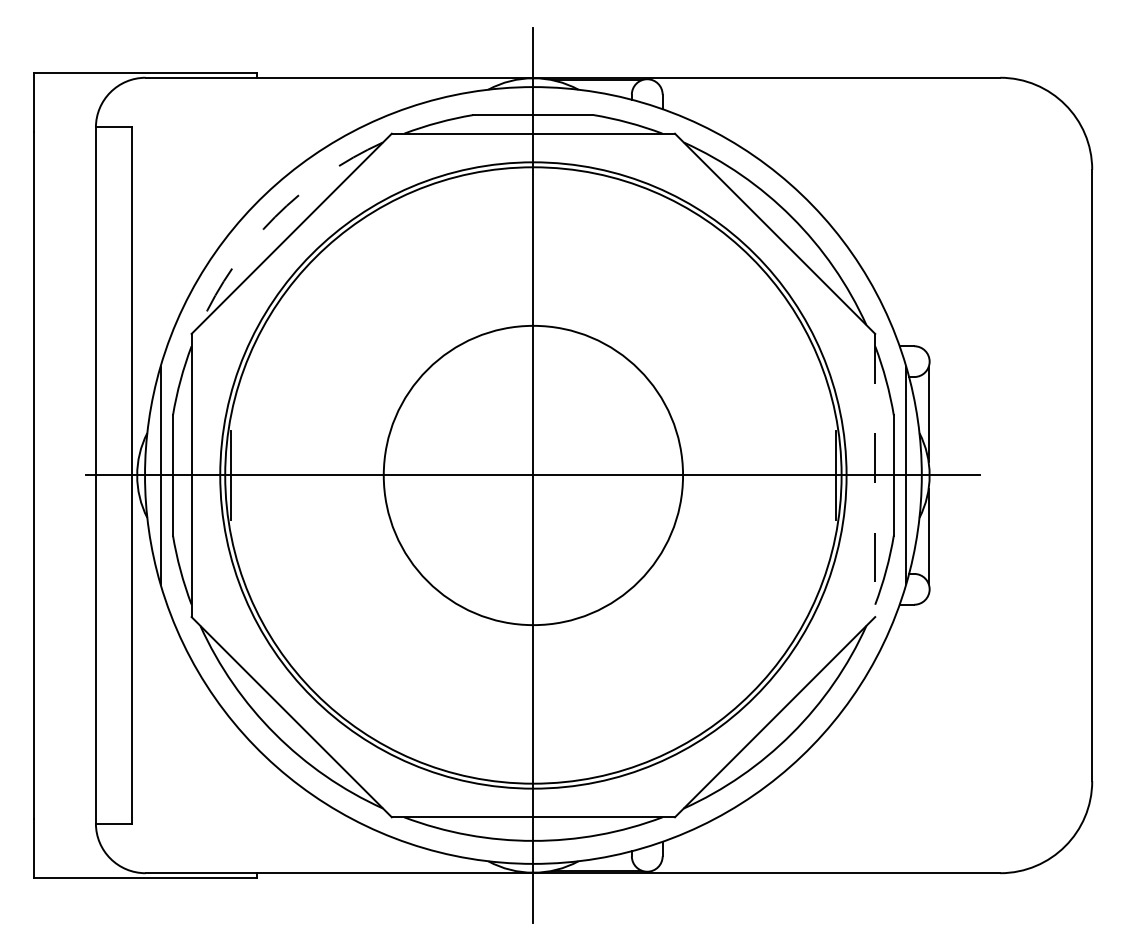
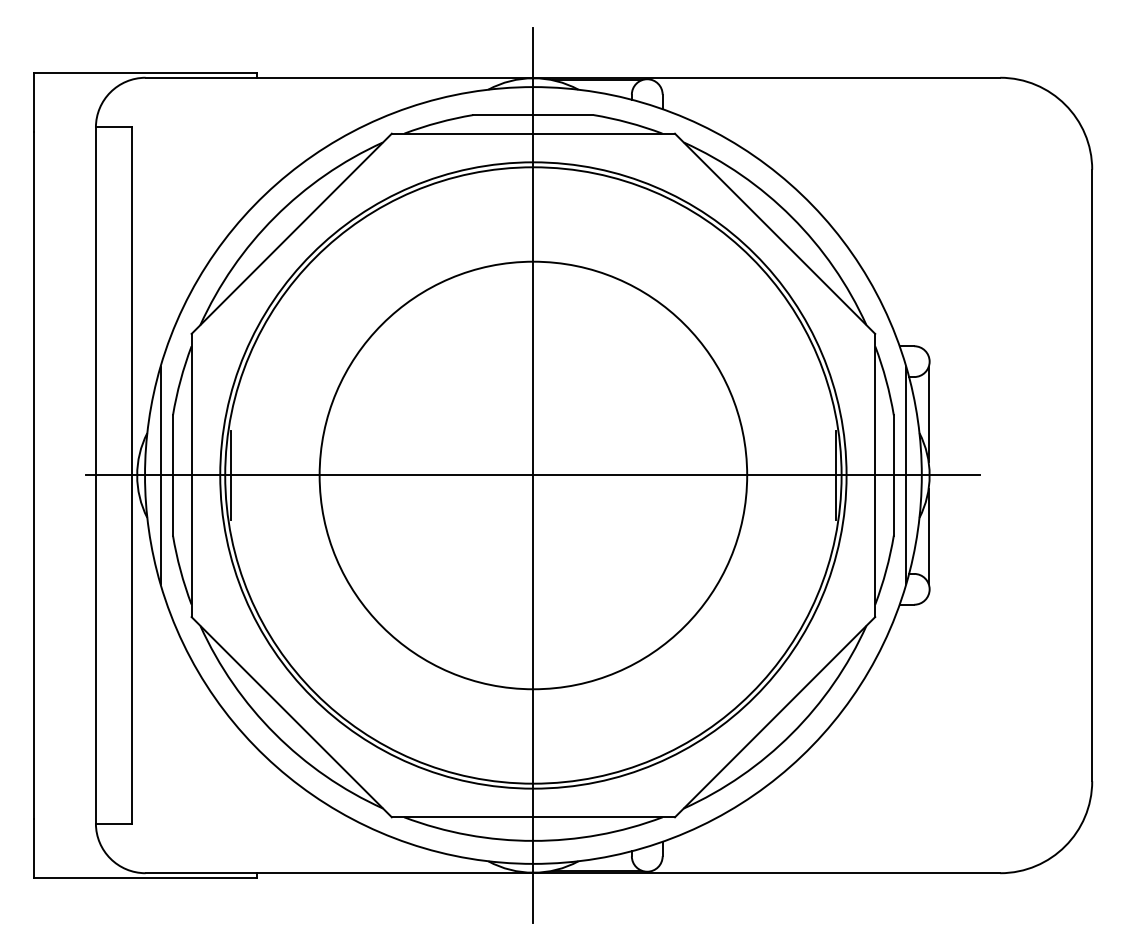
arc: dashed -> solid (274, 217)
circle diameter: 299 px -> 428 px (533, 475)
line: dashed -> solid (875, 475)
